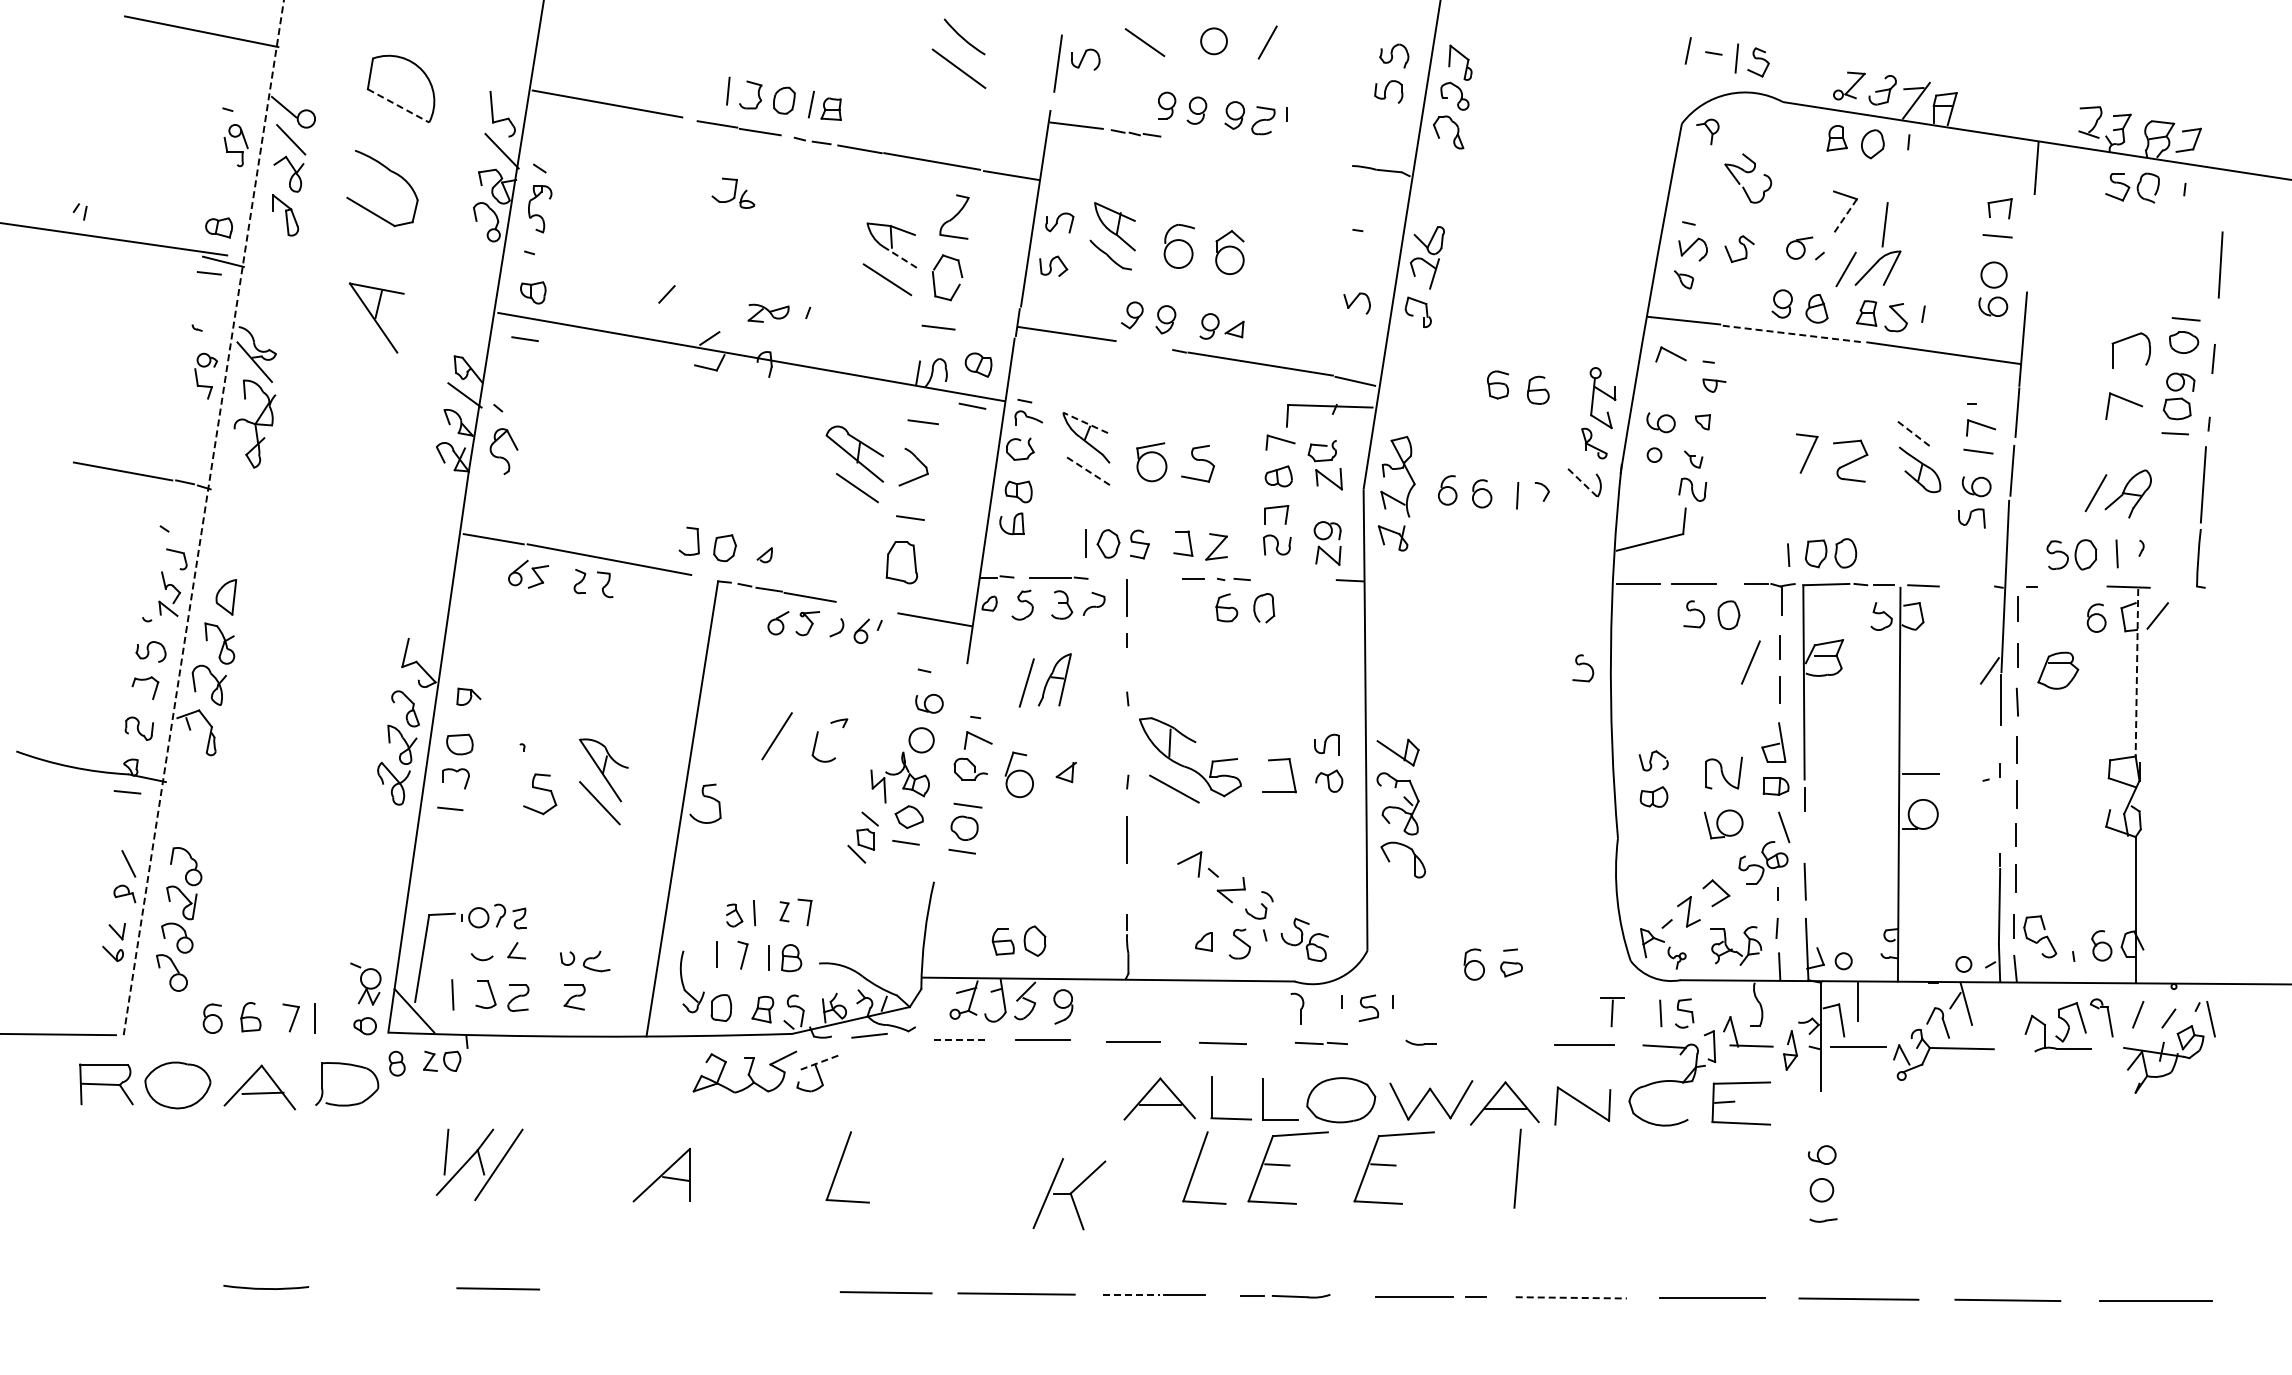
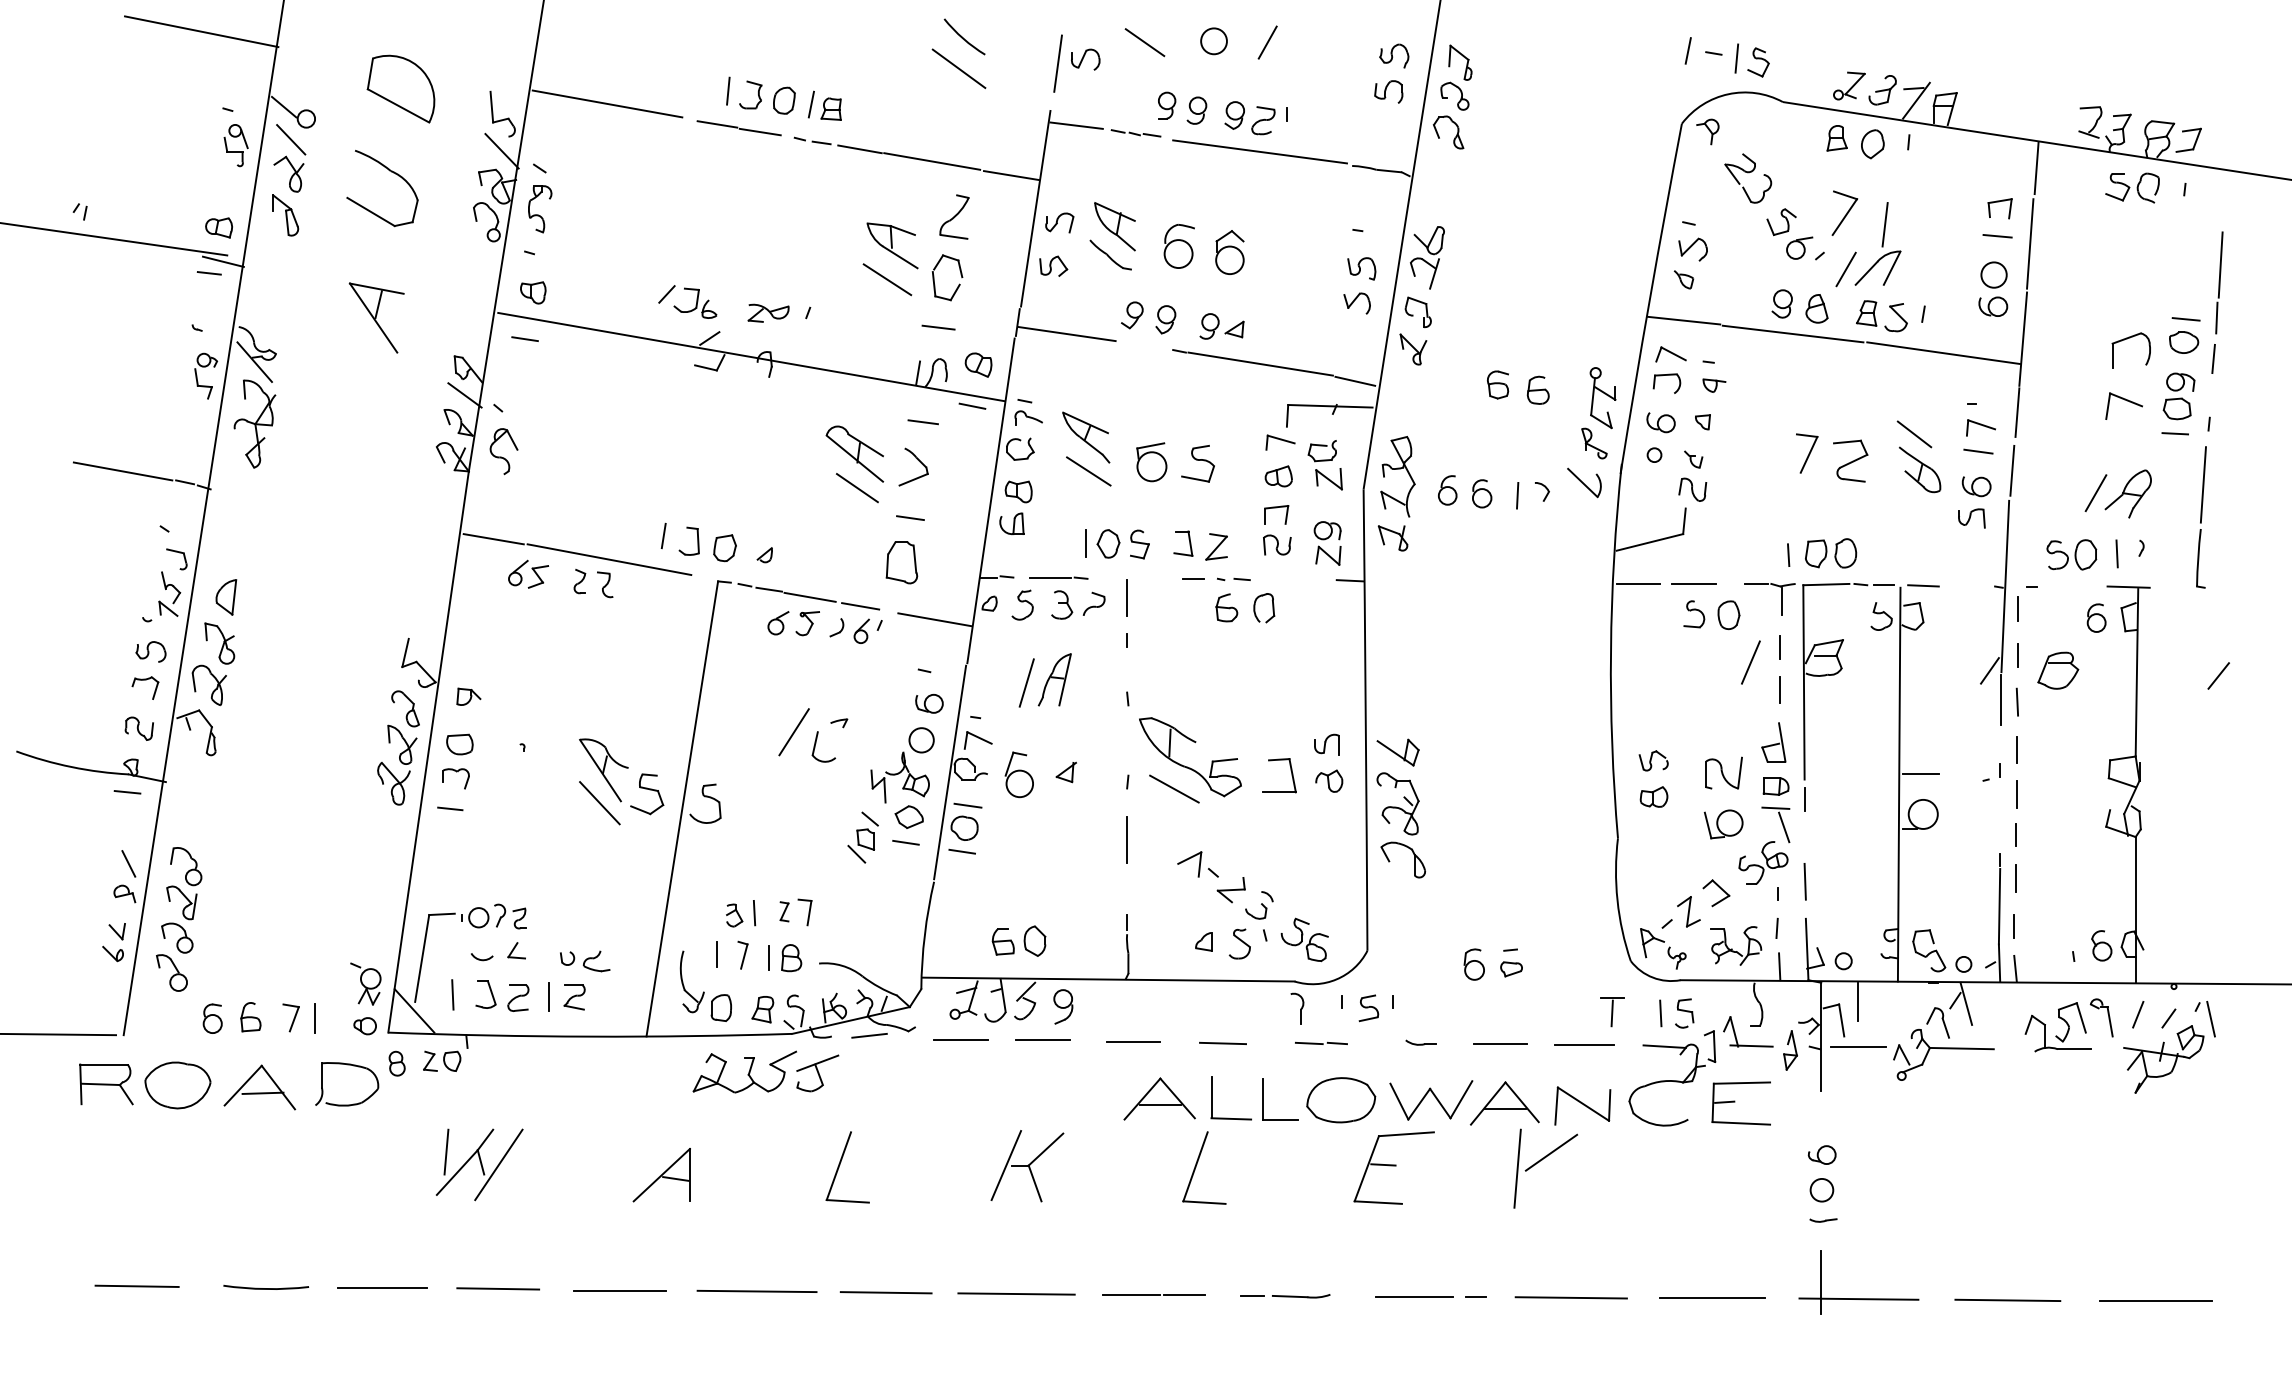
line: dashed -> solid (398, 105)
line: none -> present (1260, 151)
part position: (733, 192) -> (695, 302) (695, 302)
line: dashed -> solid (1844, 217)
line: none -> present (2030, 243)
part position: (1739, 249) -> (1781, 222) (1781, 222)
line: dashed -> solid (900, 257)
part: none -> present (1361, 268)
line: none -> present (2216, 317)
line: dashed -> solid (1793, 334)
part: none -> present (1413, 349)
part: none -> present (1666, 375)
line: dashed -> solid (1085, 422)
line: dashed -> solid (1914, 434)
line: dashed -> solid (1088, 471)
line: dashed -> solid (1583, 483)
line: dashed -> solid (203, 517)
line: none -> present (663, 535)
line: none -> present (860, 606)
line position: (2157, 615) -> (2218, 675) (2218, 675)
part: present -> none (1583, 668)
line: dashed -> solid (2136, 672)
line position: (776, 736) -> (793, 732) (793, 732)
line: none -> present (950, 772)
part position: (540, 794) -> (647, 794) (647, 794)
line: none -> present (1775, 807)
part position: (2040, 936) -> (1929, 950) (1929, 950)
line: none -> present (549, 996)
line: dashed -> solid (960, 1040)
line: none -> present (1500, 1044)
line: dashed -> solid (817, 1063)
line: none -> present (1551, 1152)
part: present -> none (1287, 1167)
part position: (1069, 1194) -> (1027, 1166) (1027, 1166)
line: none -> present (1821, 1282)
line: none -> present (136, 1285)
line: none -> present (382, 1288)
line: none -> present (619, 1290)
line: none -> present (756, 1291)
line: dashed -> solid (1131, 1294)
line: dashed -> solid (1571, 1297)
